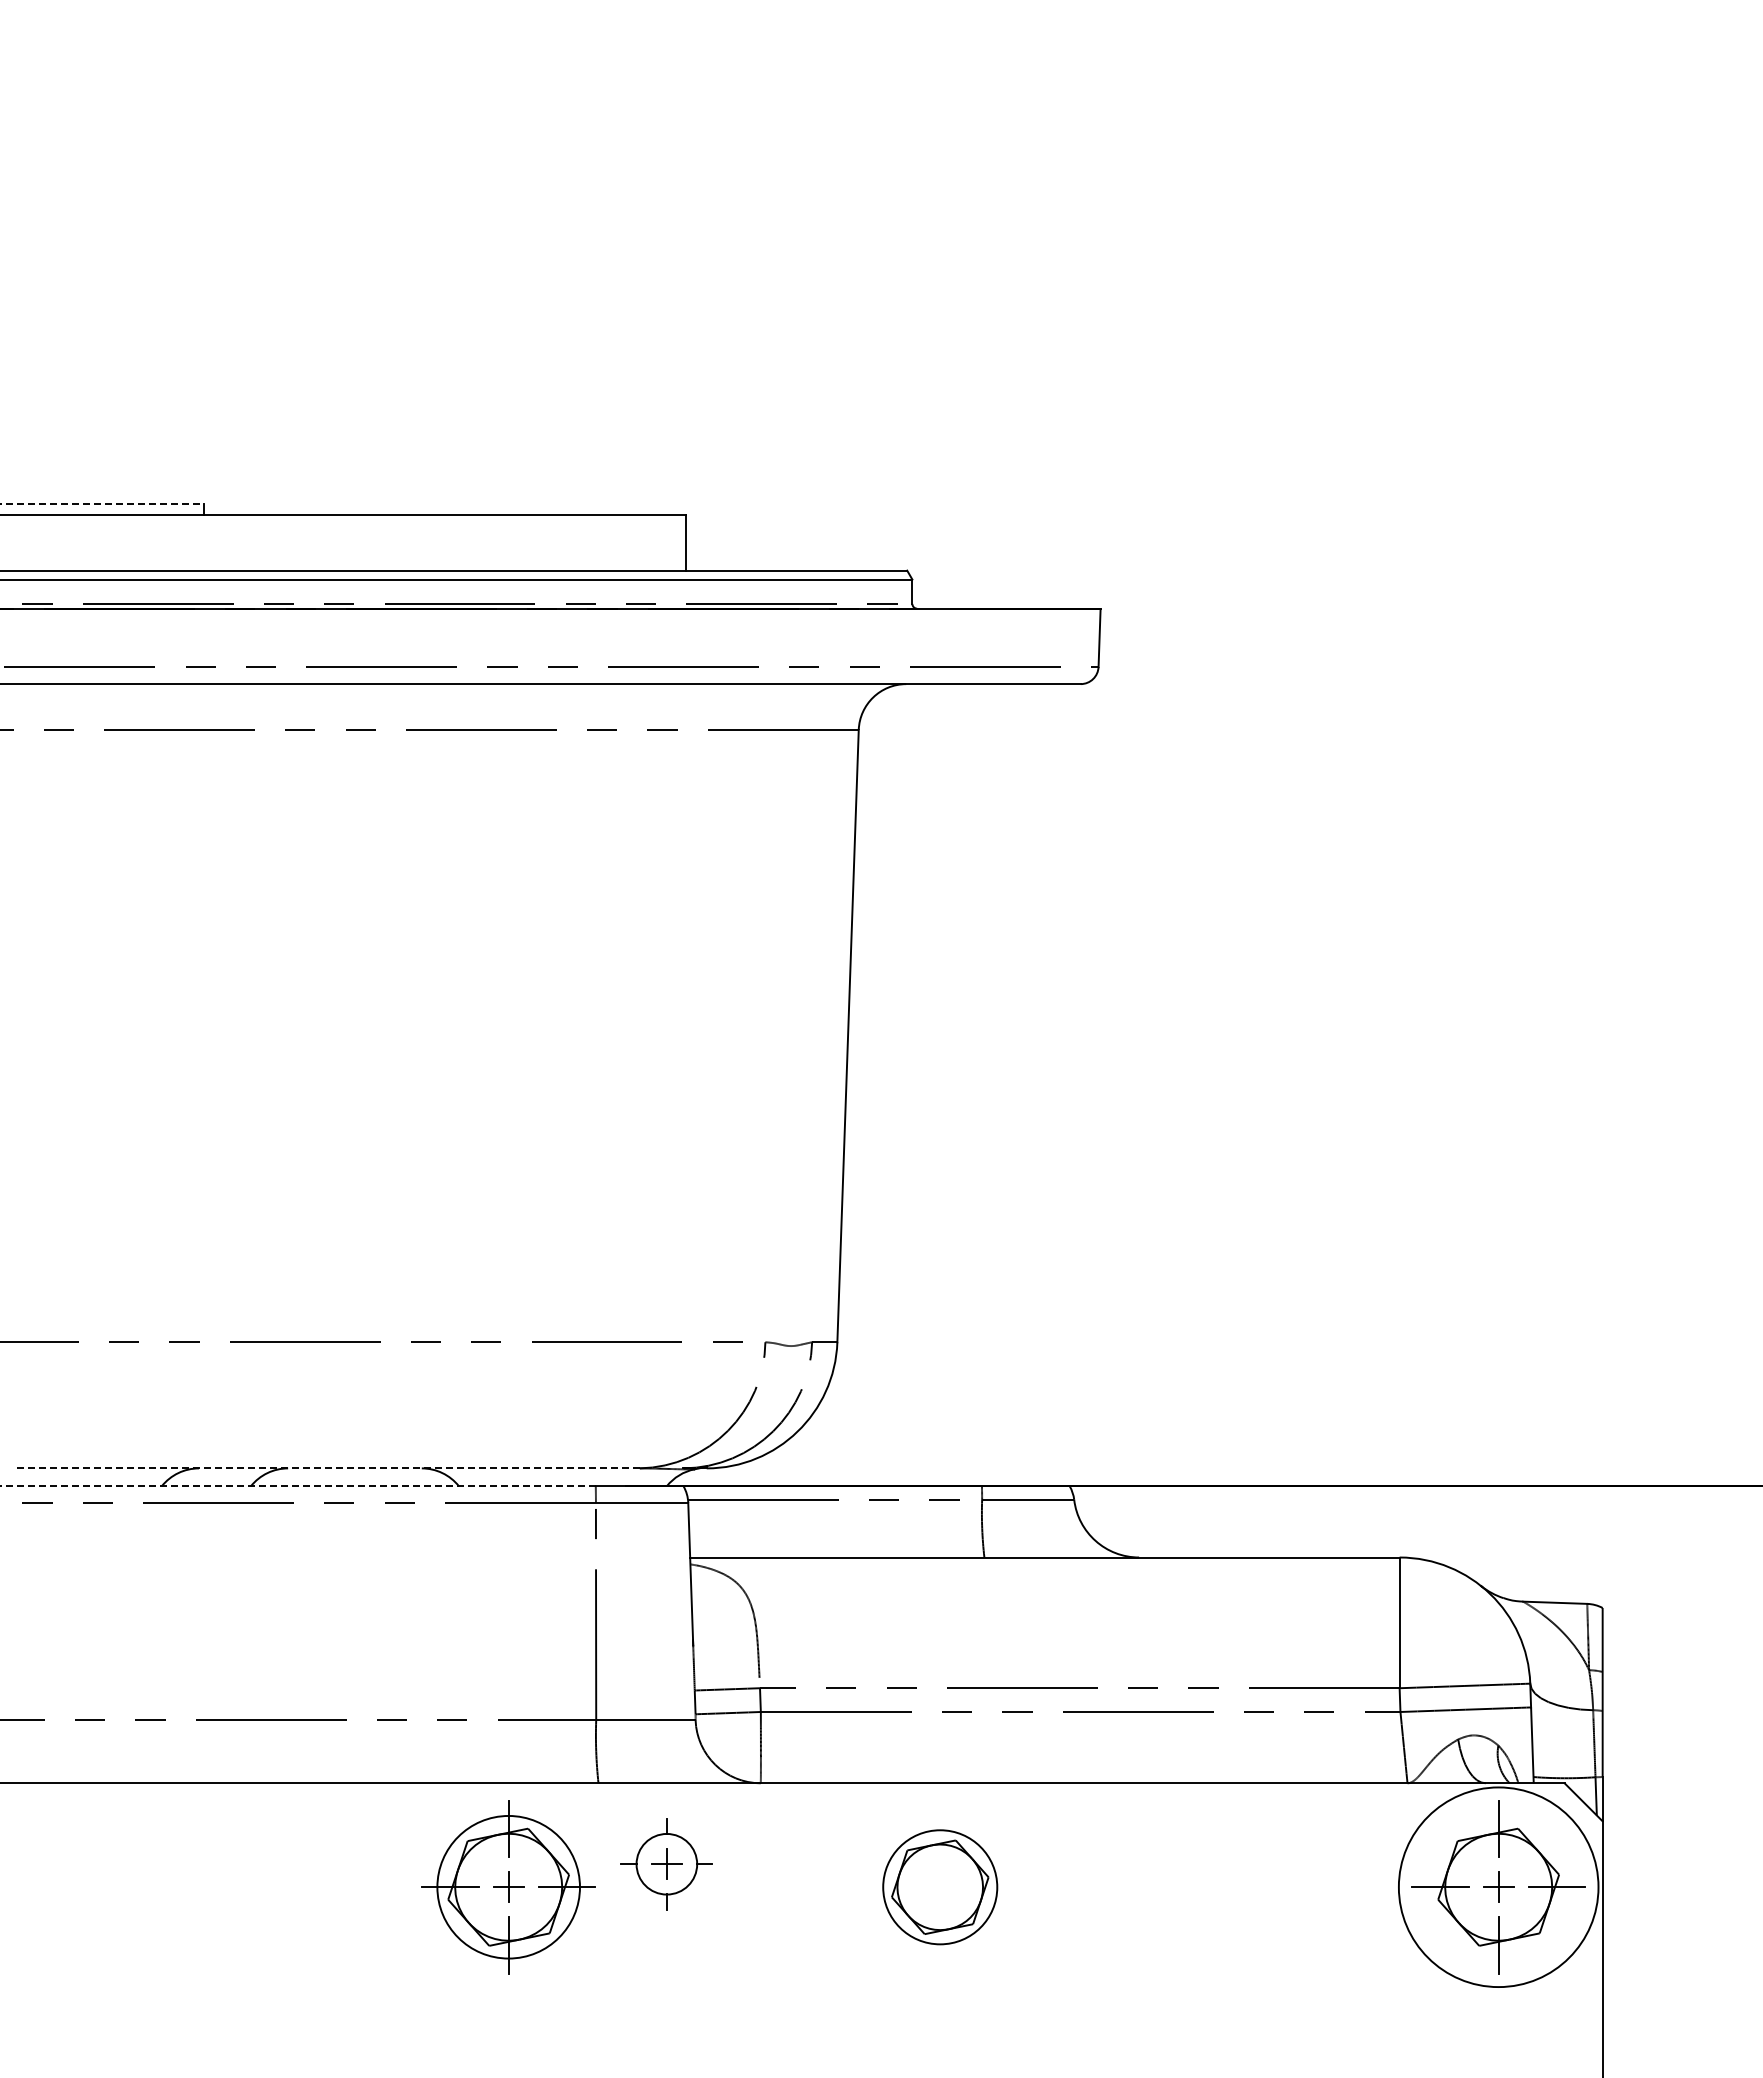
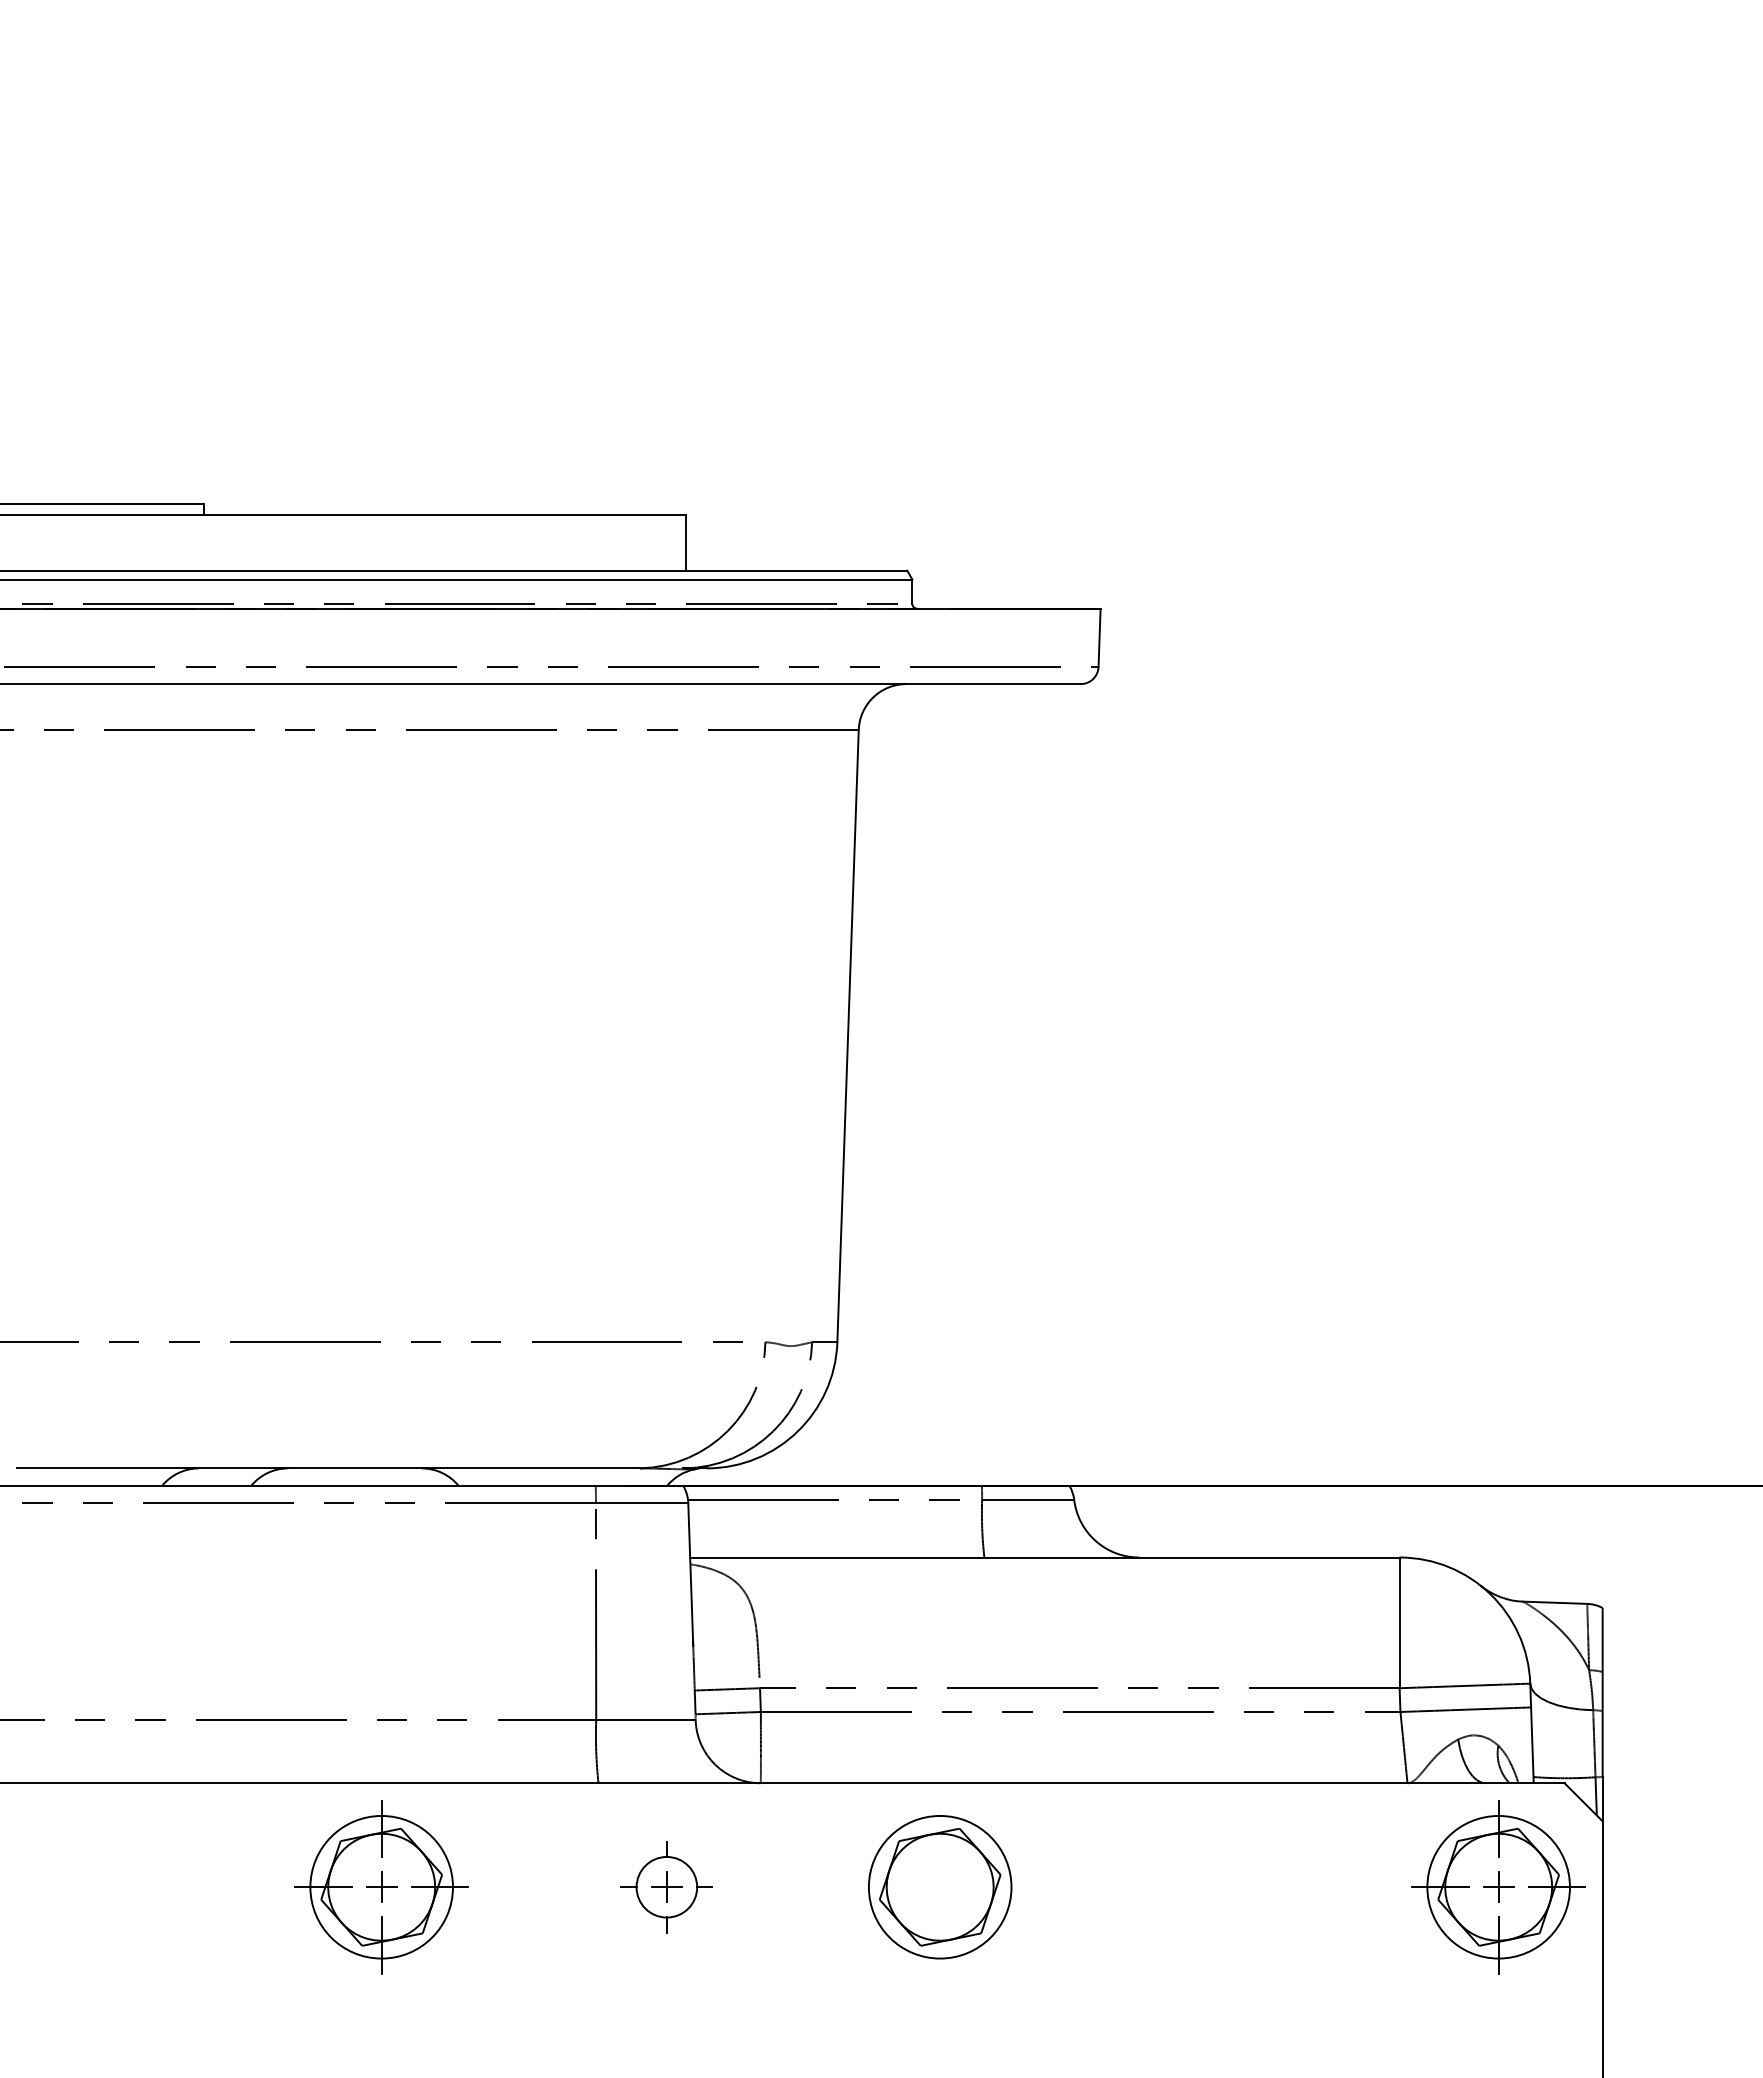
line: dashed -> solid (102, 503)
line: dashed -> solid (327, 1468)
line: dashed -> solid (297, 1486)
part position: (666, 1864) -> (666, 1887) (666, 1887)
part position: (508, 1887) -> (381, 1887) (381, 1887)
part size: 117x117 px -> 145x145 px (940, 1887)
circle diameter: 200 px -> 143 px (1498, 1886)
